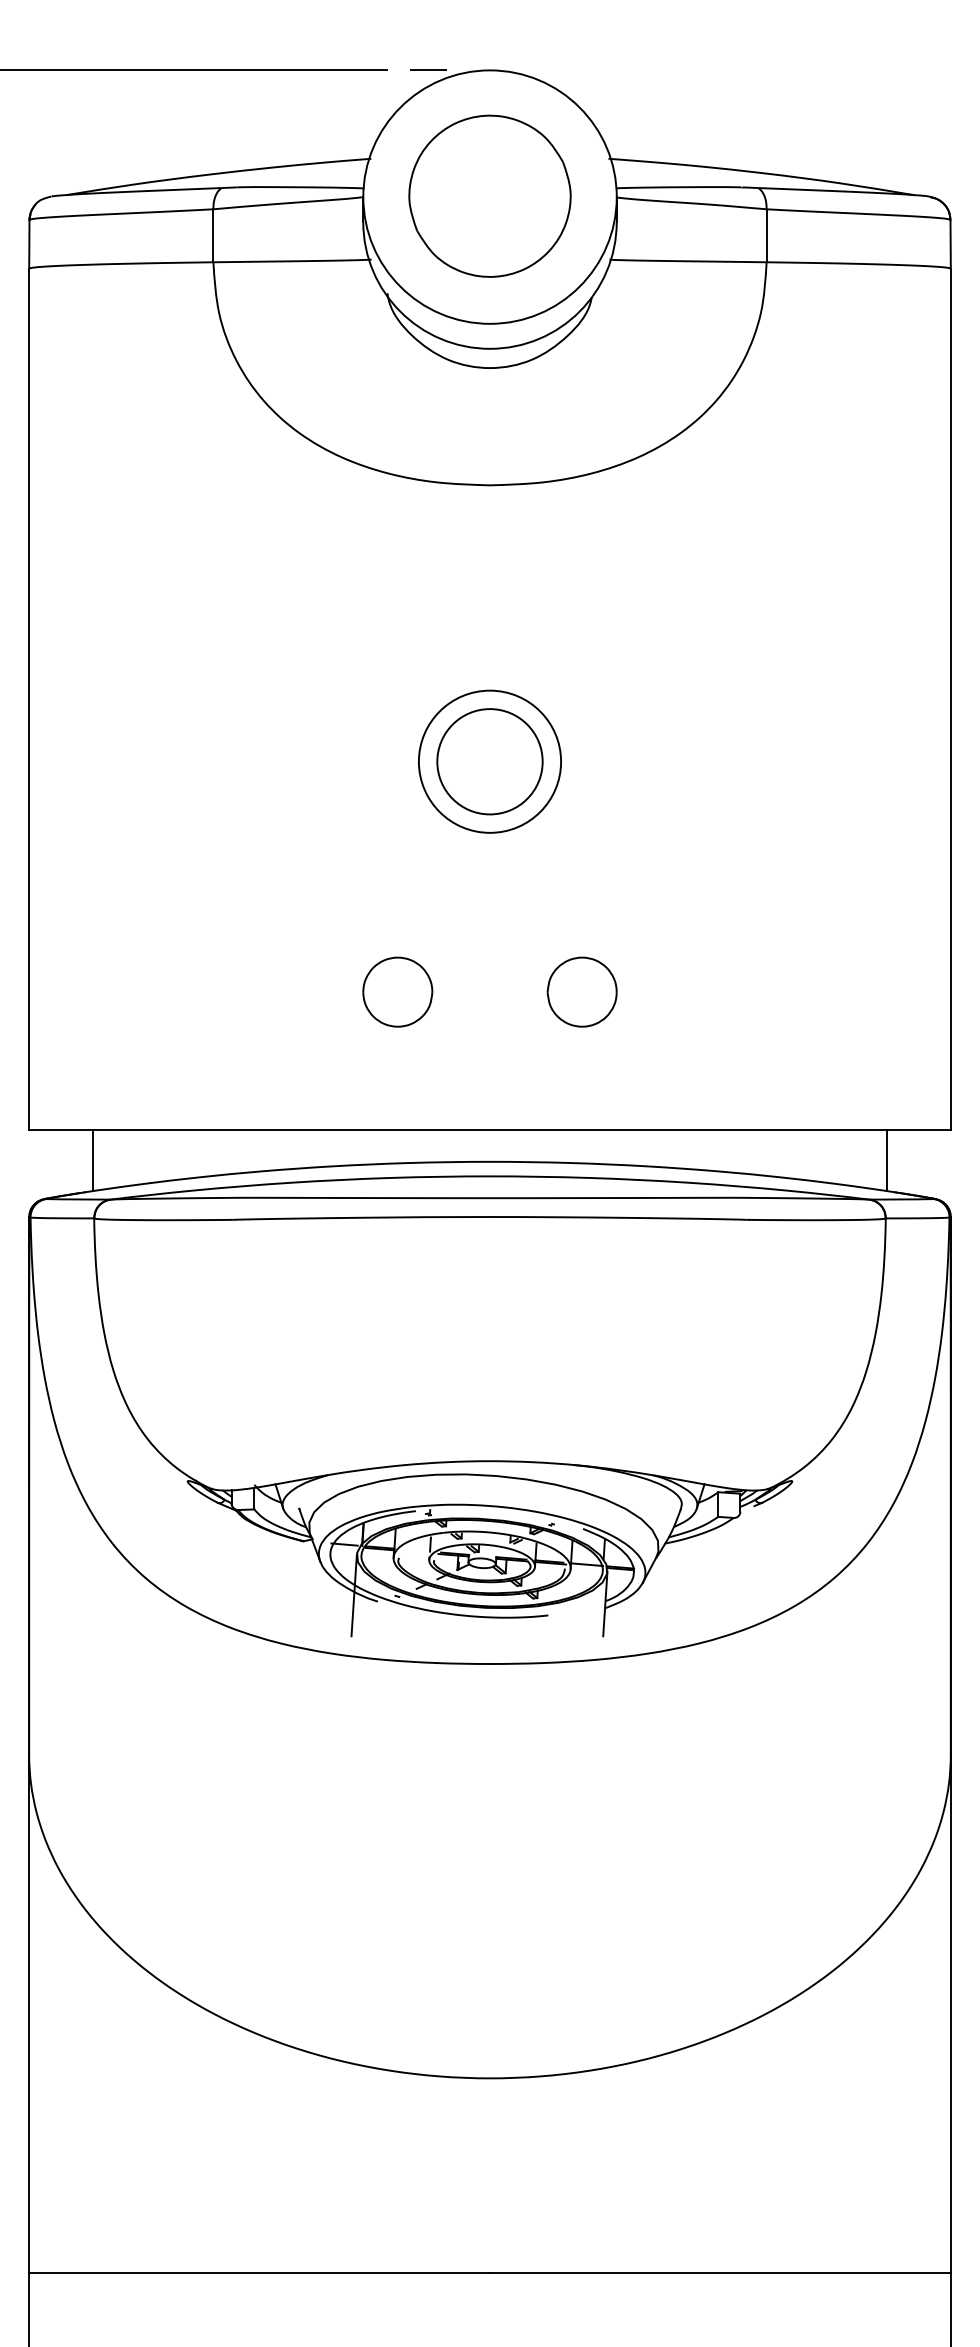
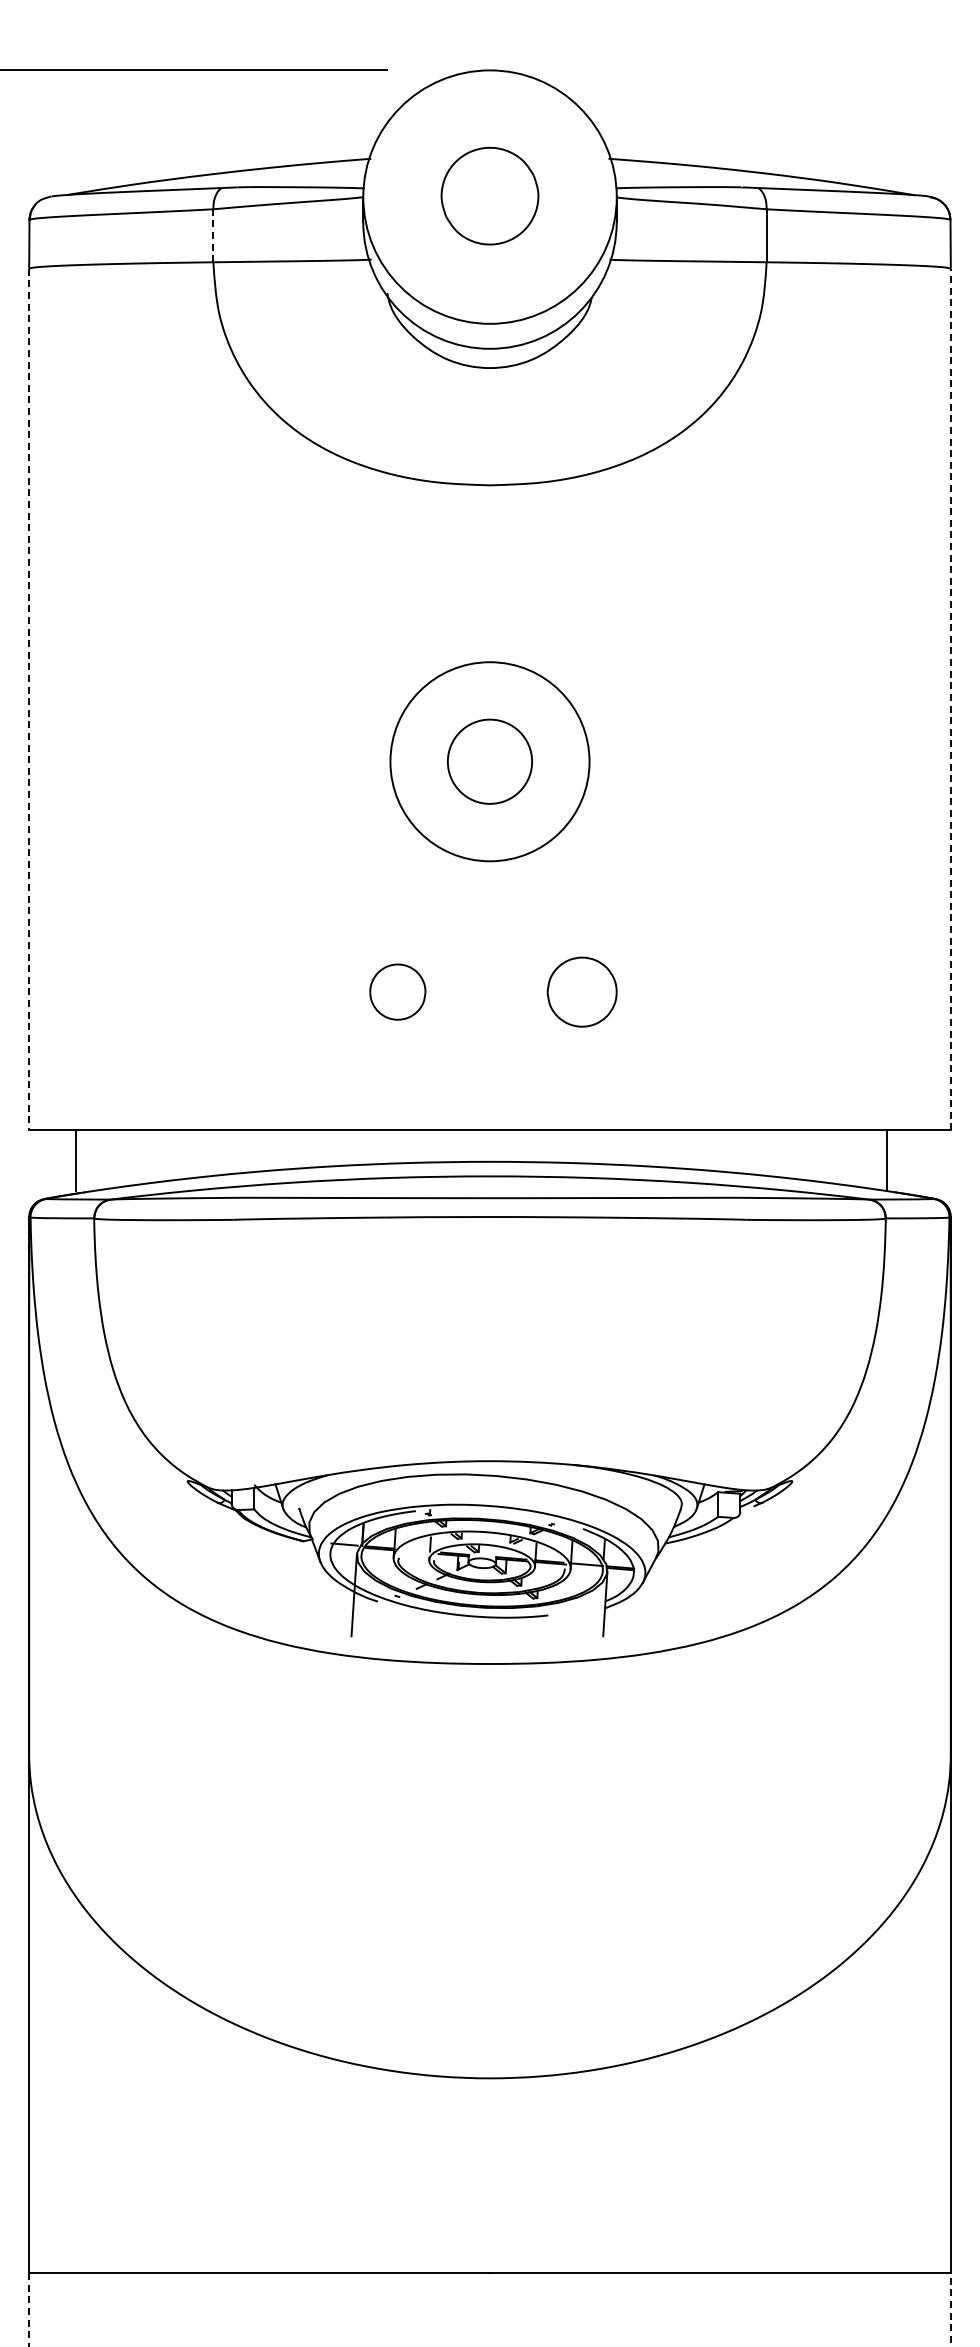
line: present -> none (428, 70)
part size: 164x164 px -> 100x100 px (489, 195)
line: solid -> dashed (213, 235)
line: solid -> dashed (29, 699)
line: solid -> dashed (950, 699)
circle diameter: 105 px -> 84 px (489, 761)
circle diameter: 142 px -> 199 px (489, 761)
part size: 72x72 px -> 58x58 px (397, 991)
line position: (92, 1160) -> (75, 1160) (75, 1160)
line: solid -> dashed (950, 2309)
line: solid -> dashed (29, 2310)
